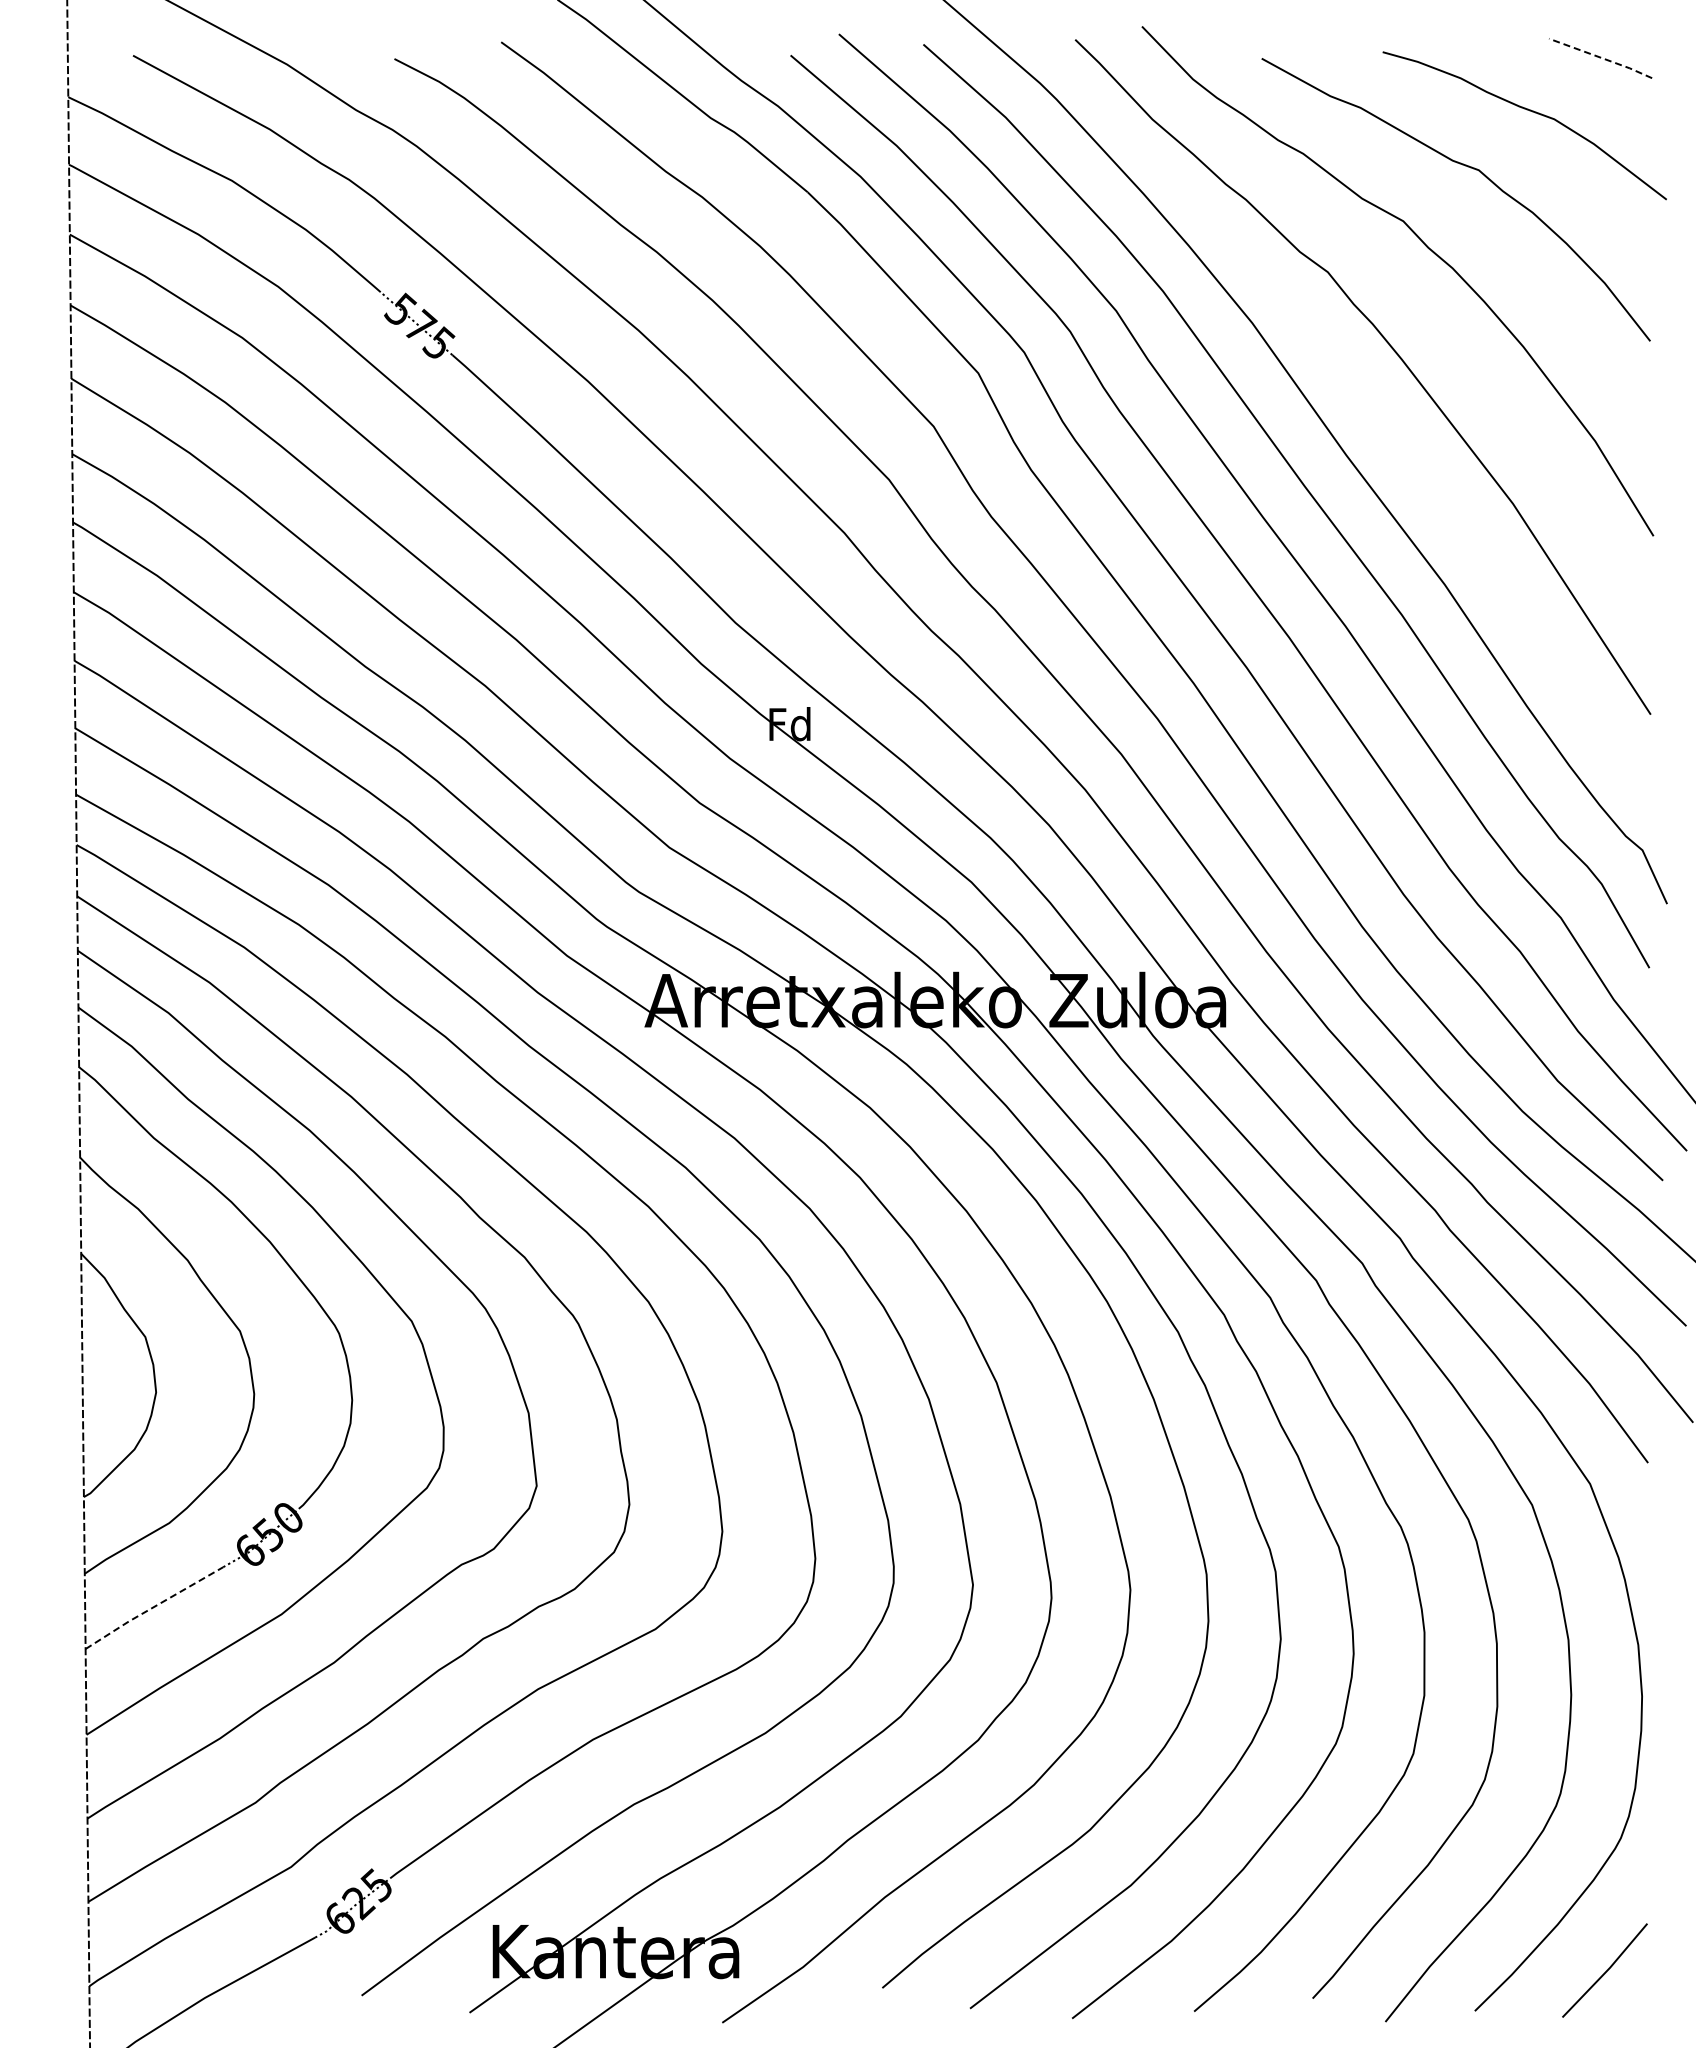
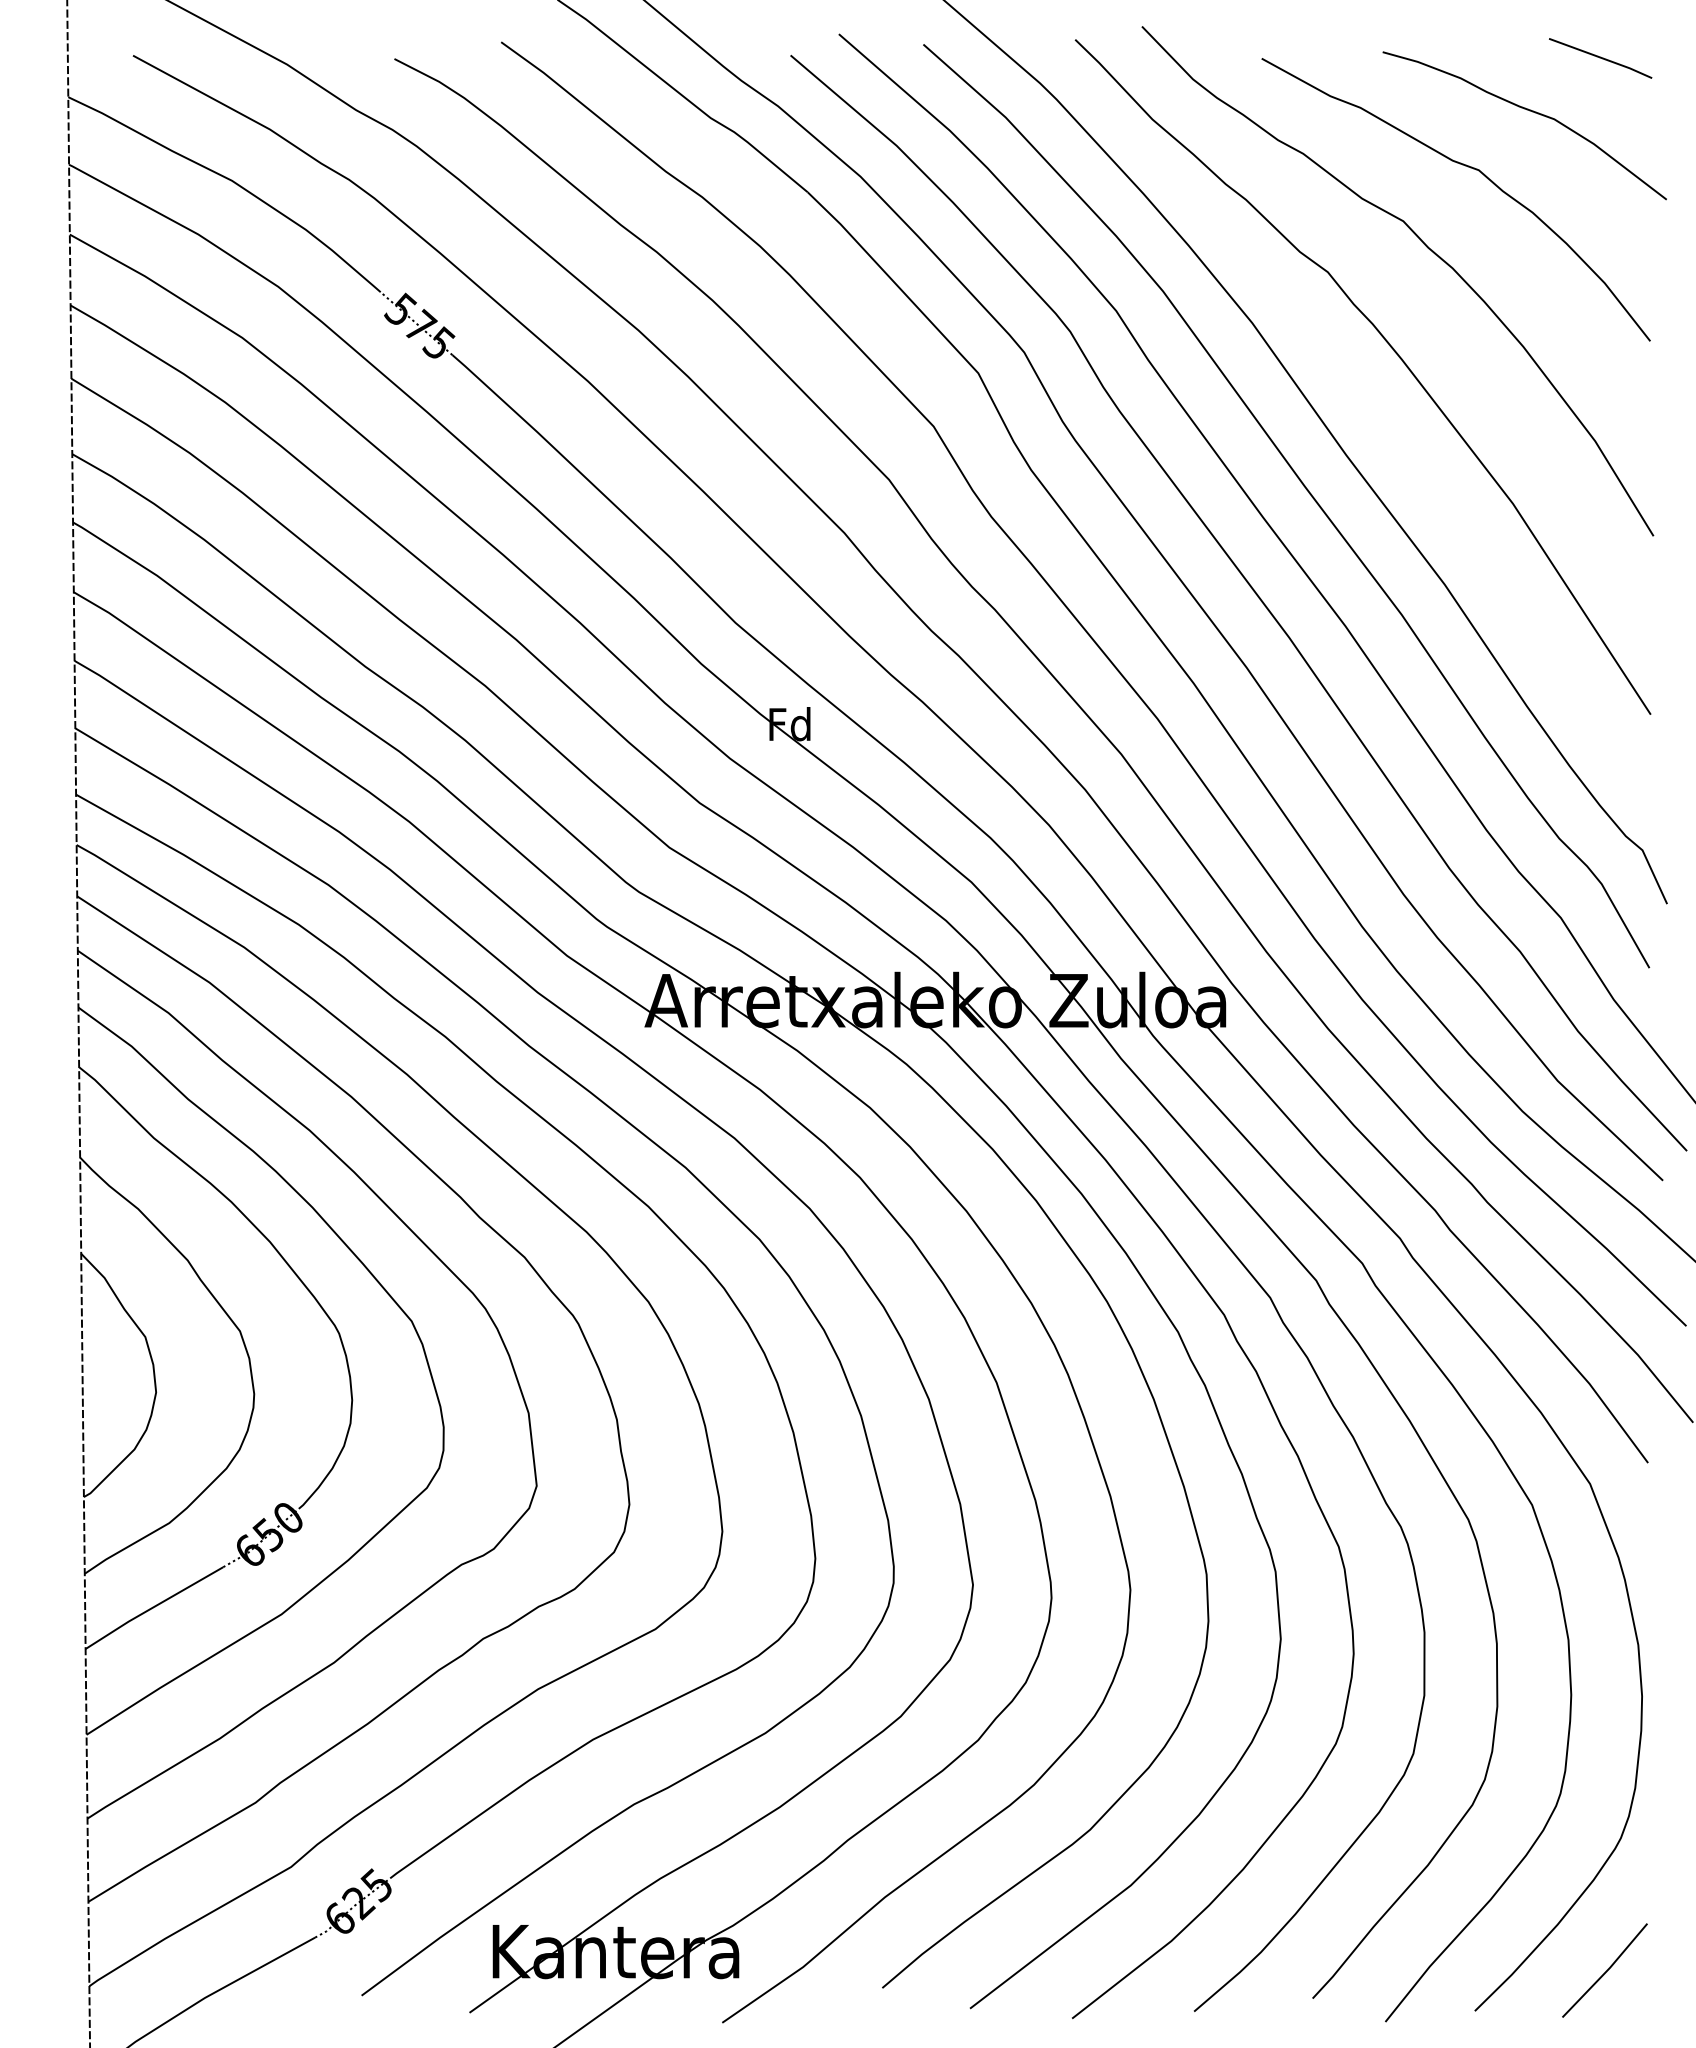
line: dashed -> solid (1601, 57)
line: dashed -> solid (153, 1607)
